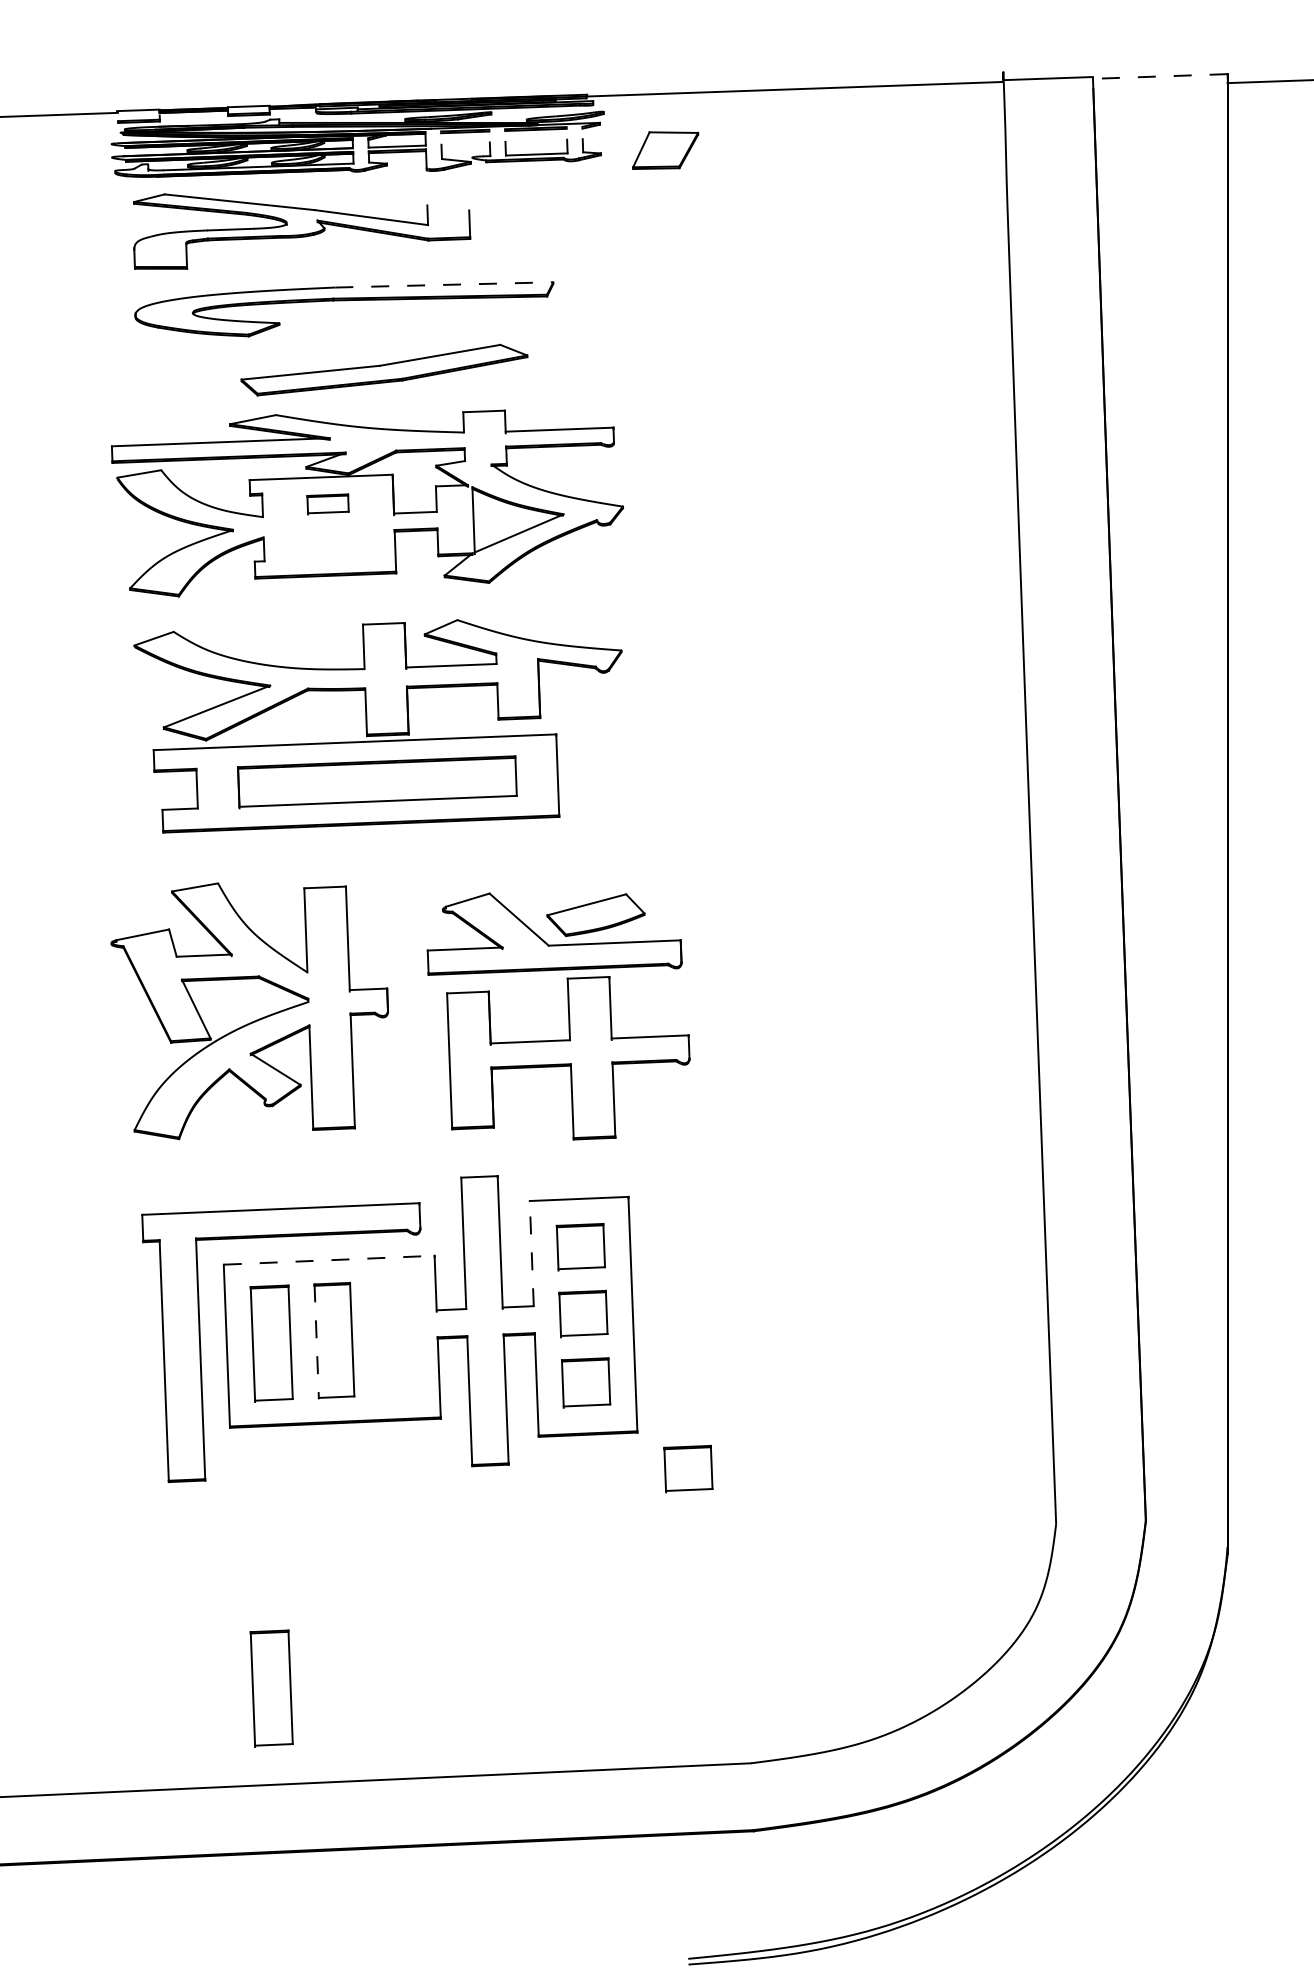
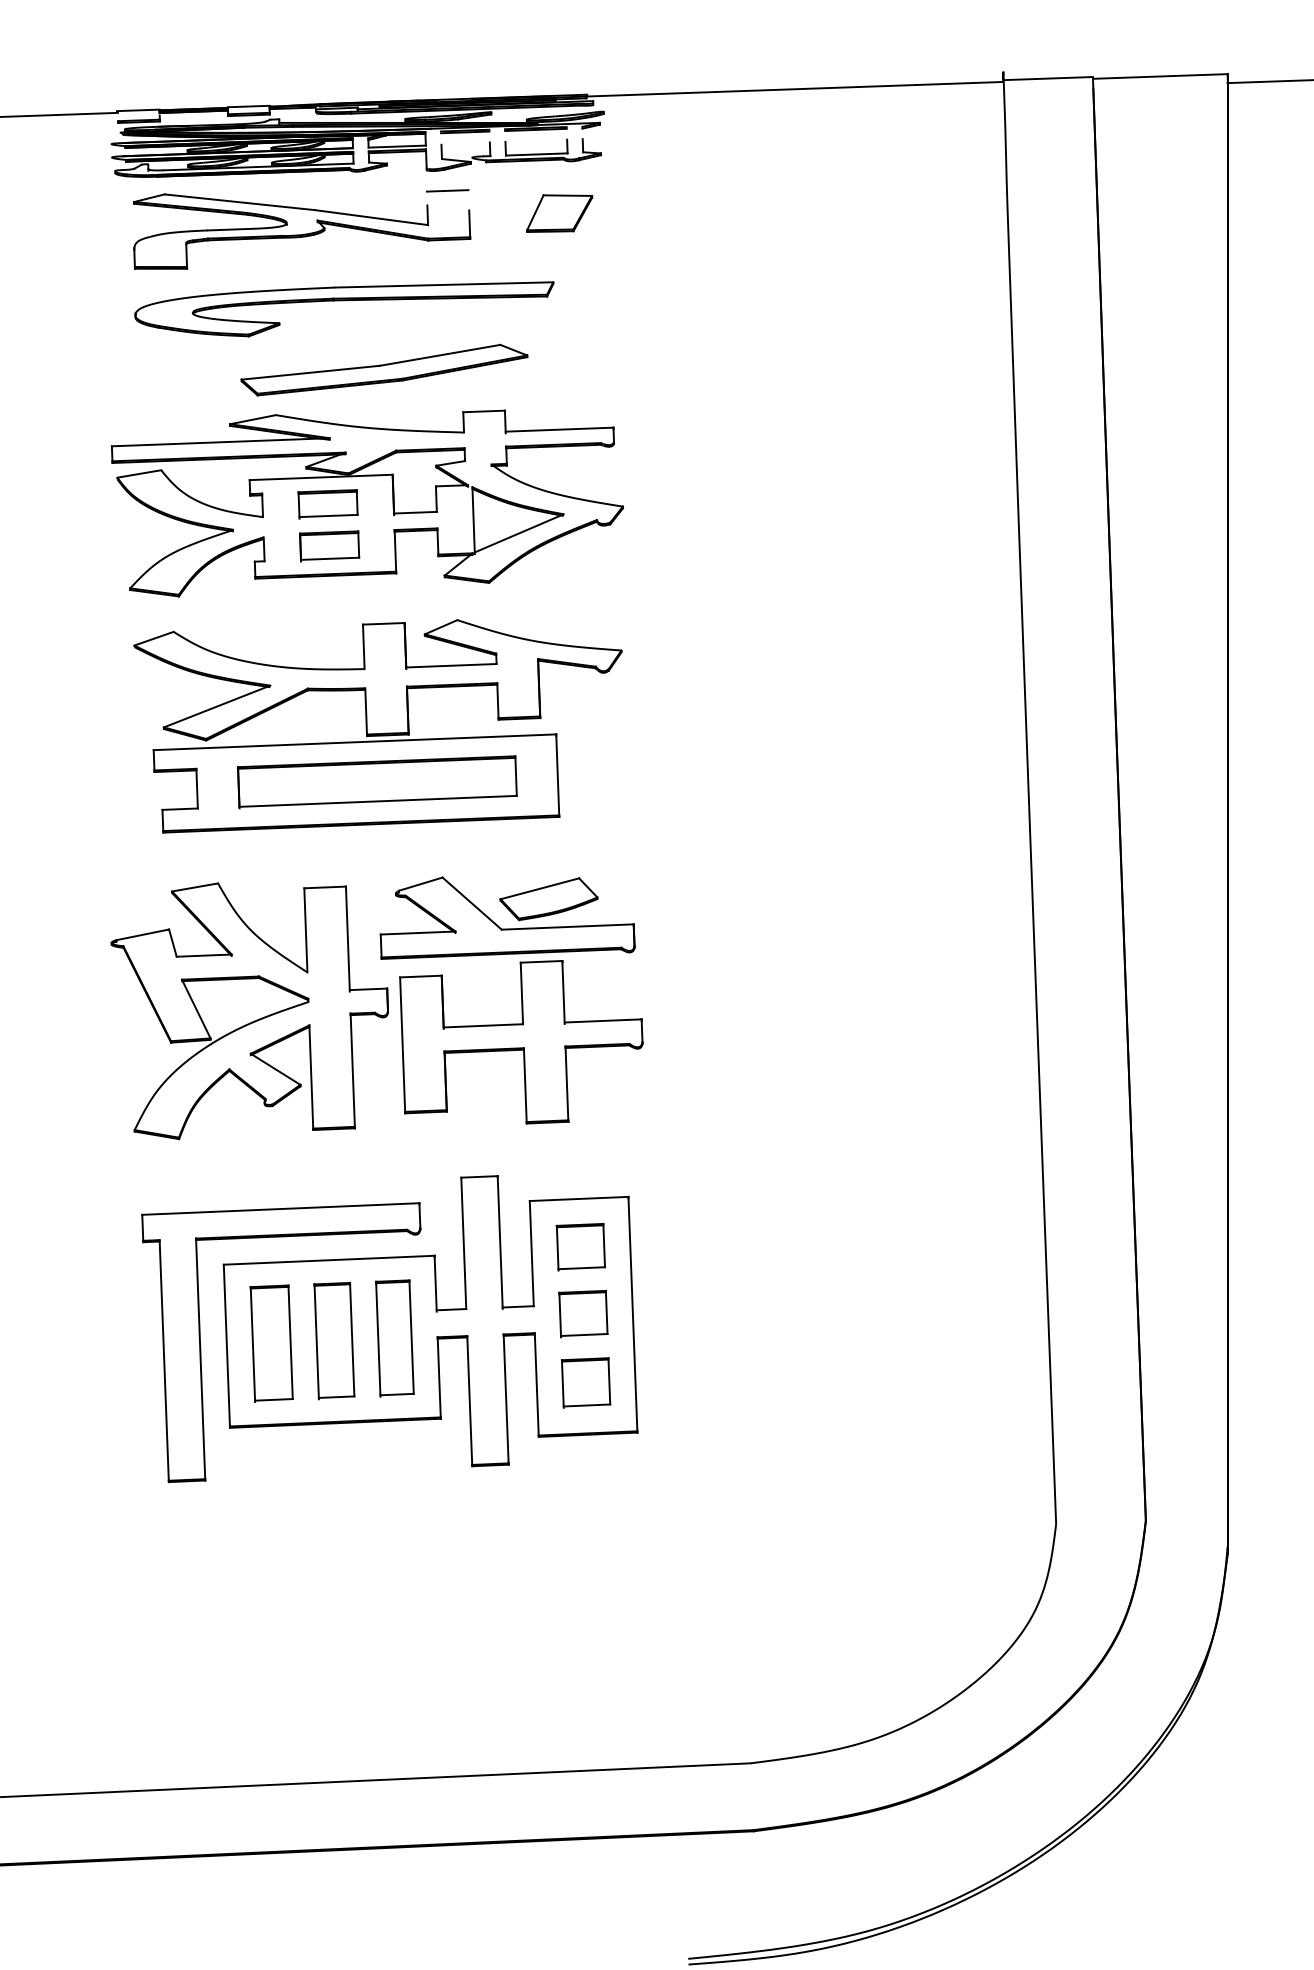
line: dashed -> solid (1159, 76)
part position: (665, 150) -> (559, 213) (559, 213)
line: none -> present (447, 190)
line: dashed -> solid (444, 284)
part size: 44x23 px -> 62x31 px (327, 504)
part: none -> present (329, 546)
part position: (568, 1016) -> (521, 1000) (521, 1000)
line: dashed -> solid (531, 1253)
line: dashed -> solid (329, 1260)
part: none -> present (394, 1338)
line: dashed -> solid (316, 1342)
part: present -> none (688, 1468)
part: present -> none (271, 1688)
